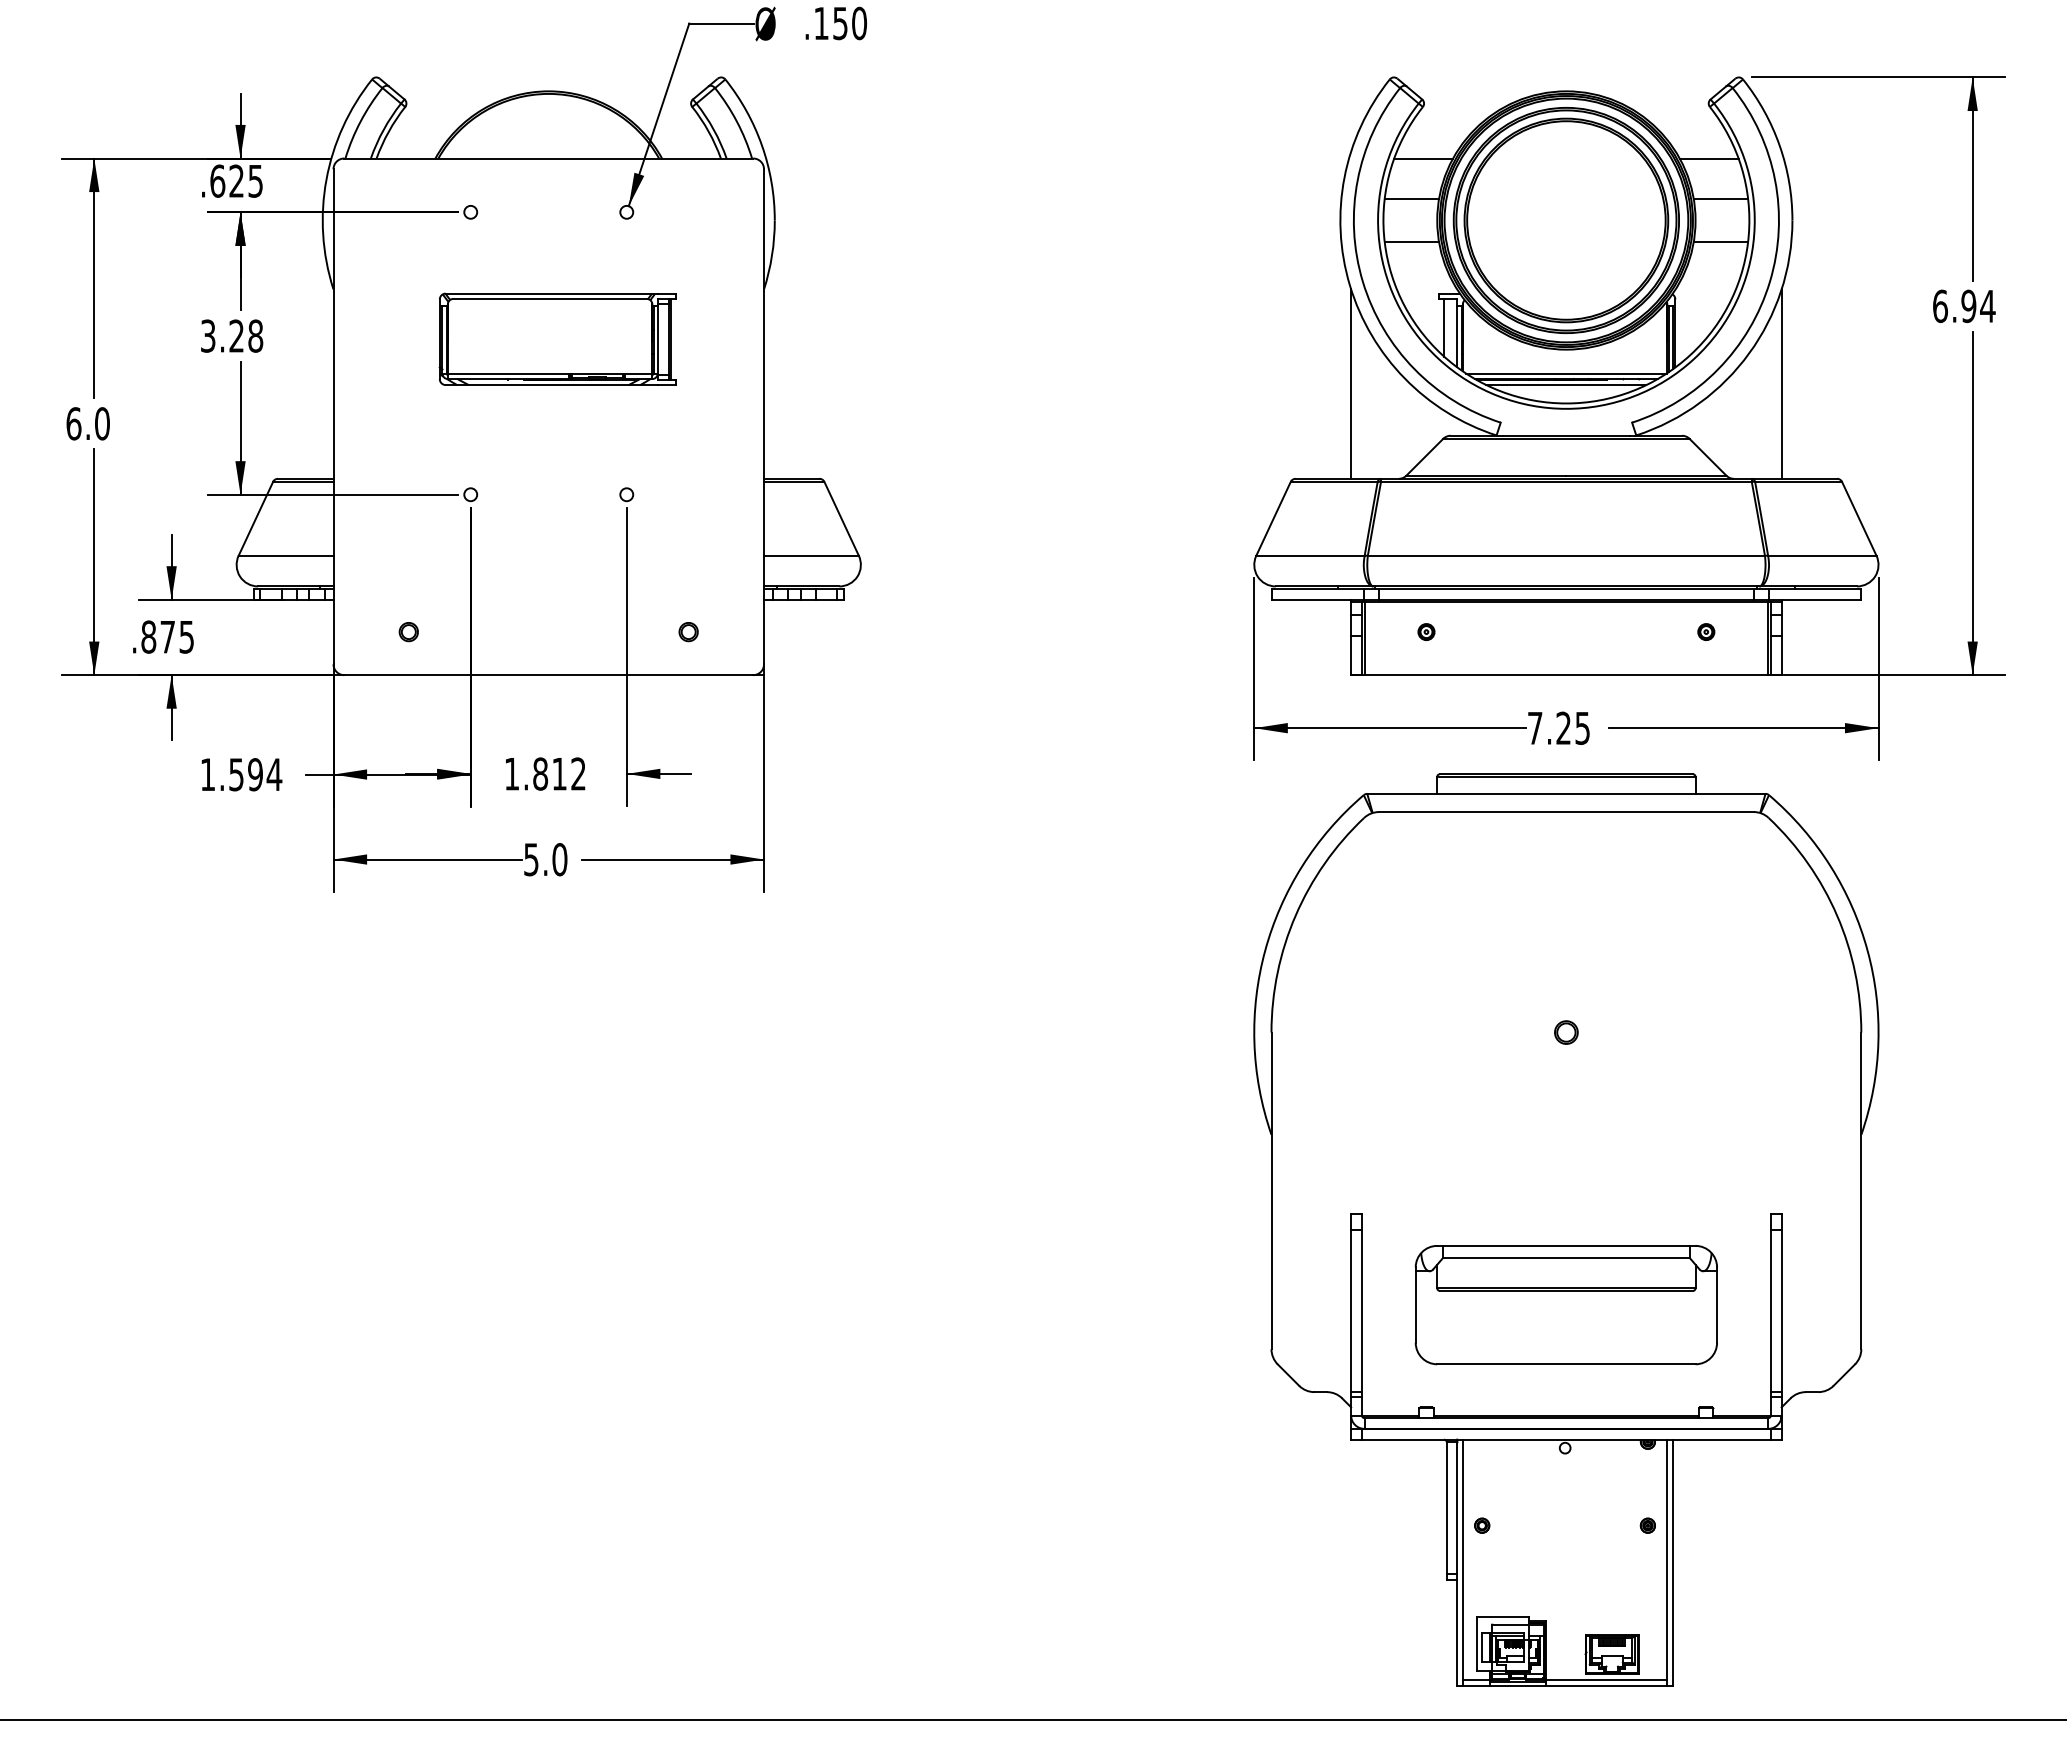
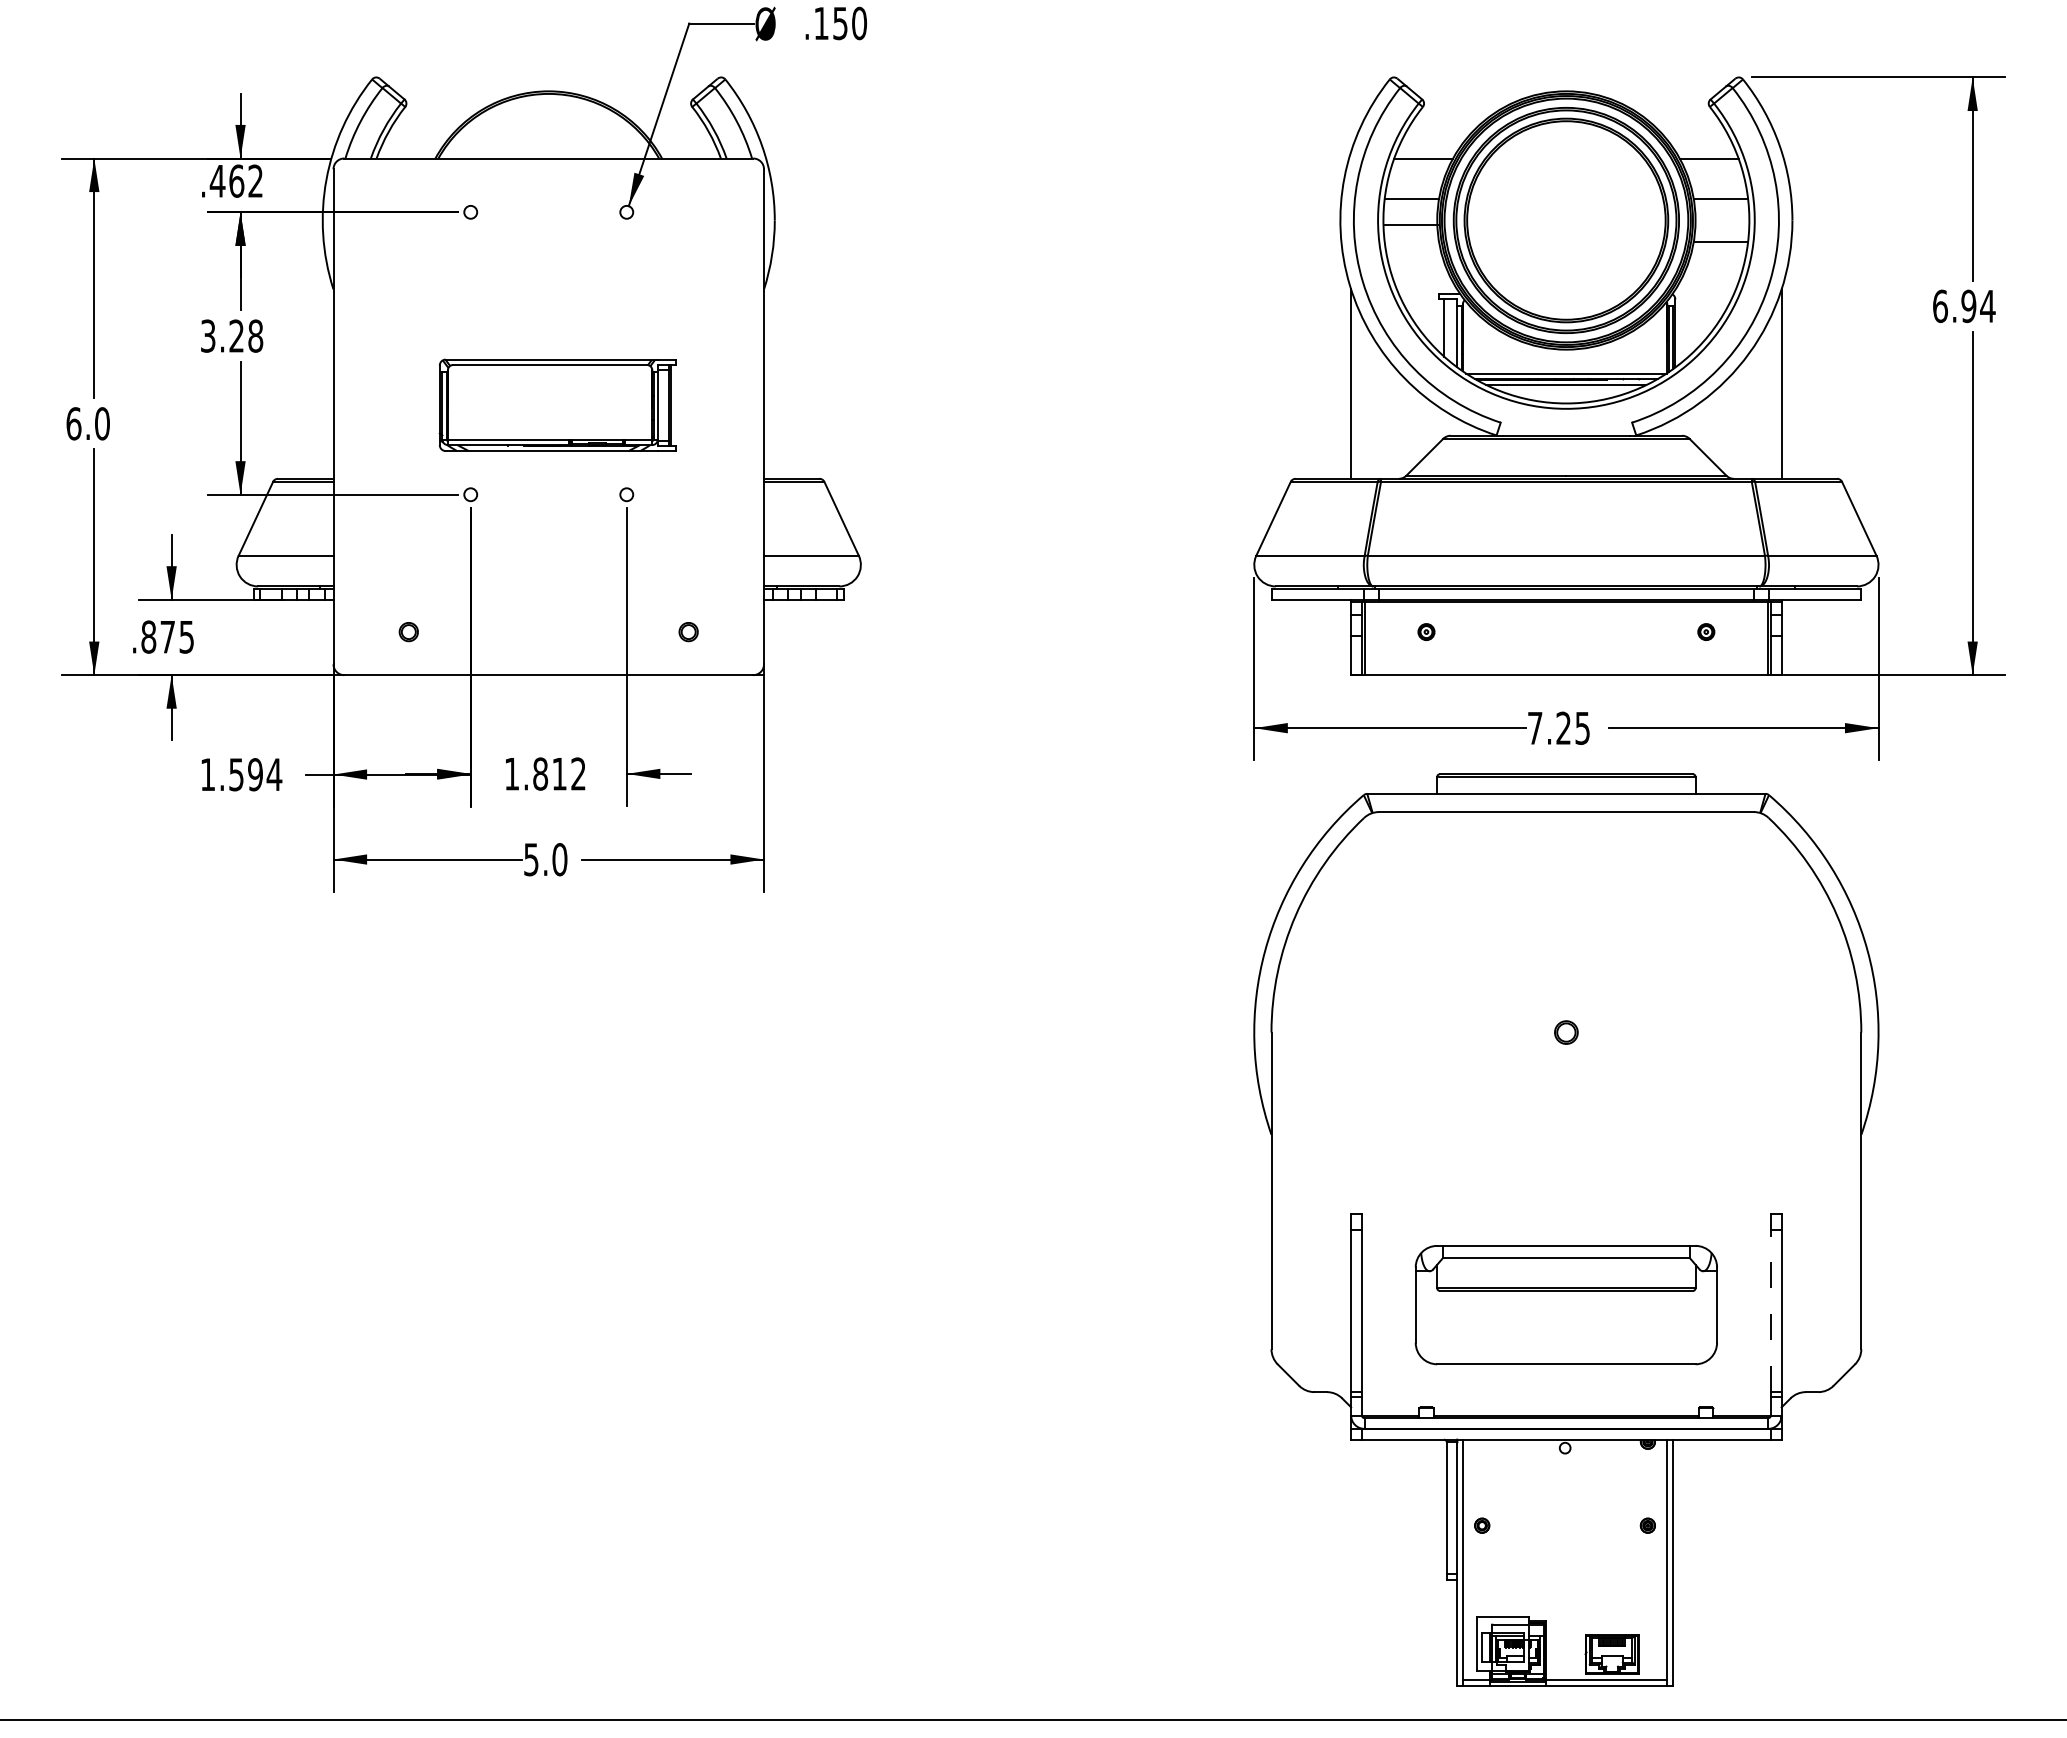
text: .625 -> .462 (235, 180)
line position: (1411, 242) -> (1411, 225) (1411, 225)
part position: (557, 338) -> (557, 404) (557, 404)
line: solid -> dashed (1770, 1310)
